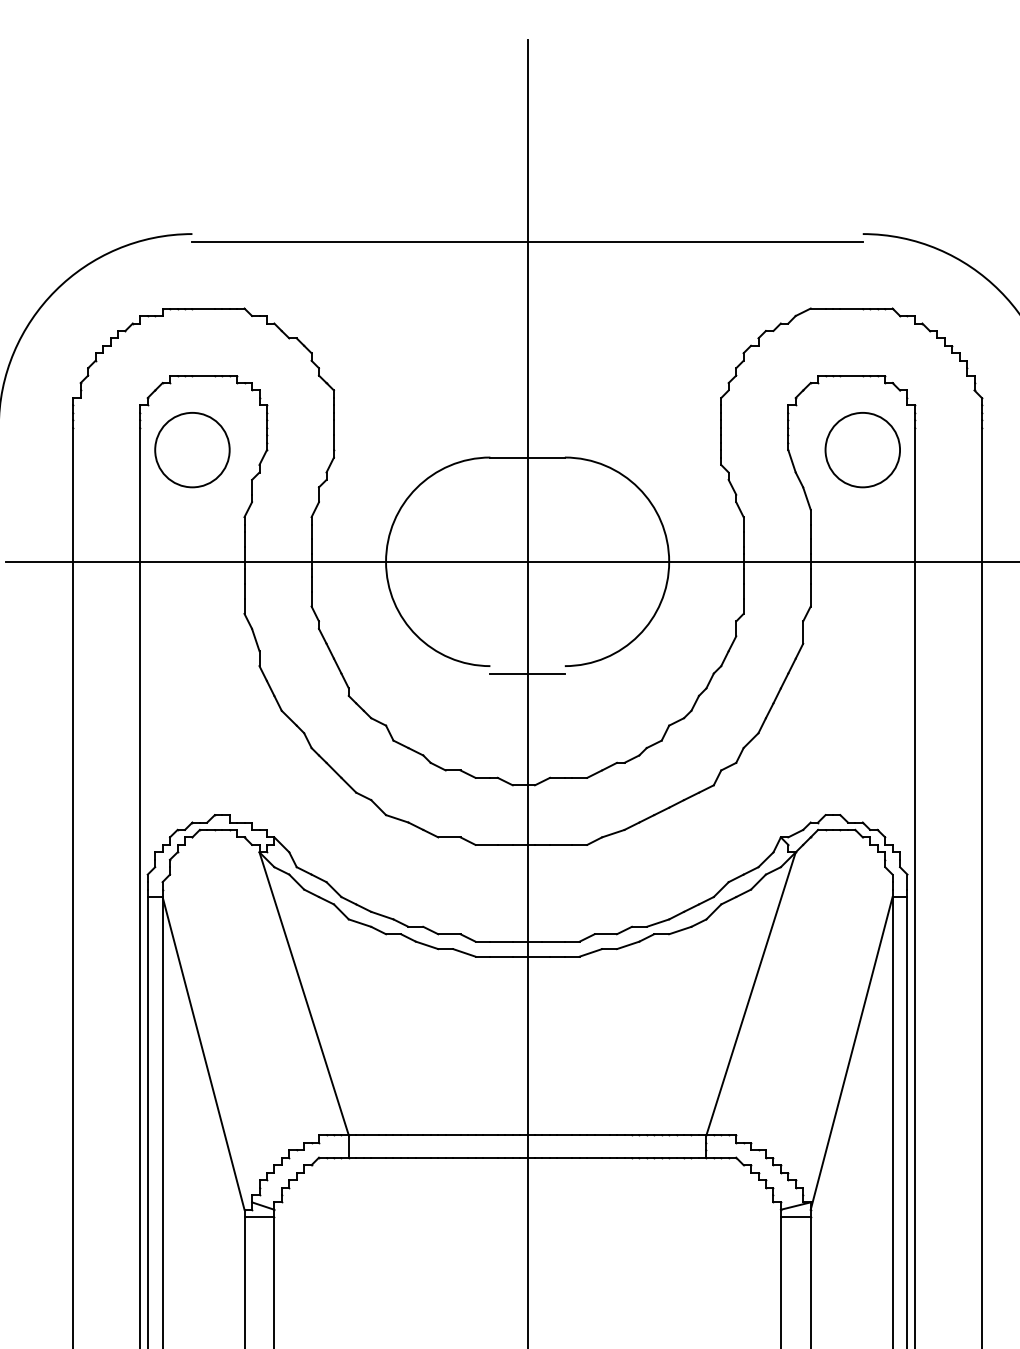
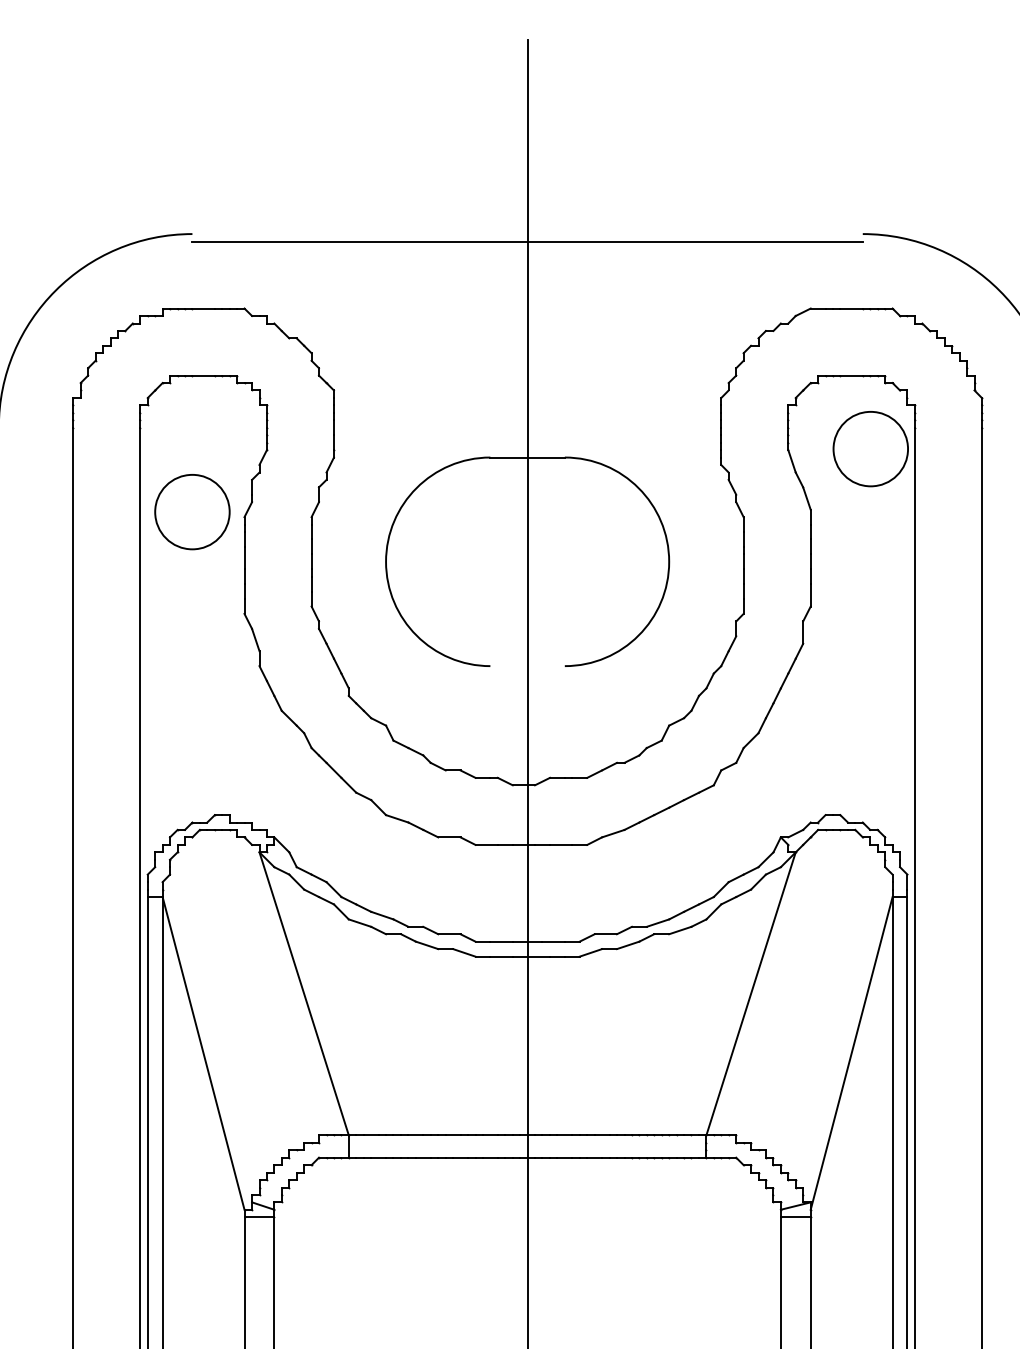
part position: (192, 450) -> (192, 512) (192, 512)
part position: (862, 450) -> (870, 449) (870, 449)
line: present -> none (511, 561)
line: present -> none (527, 673)
